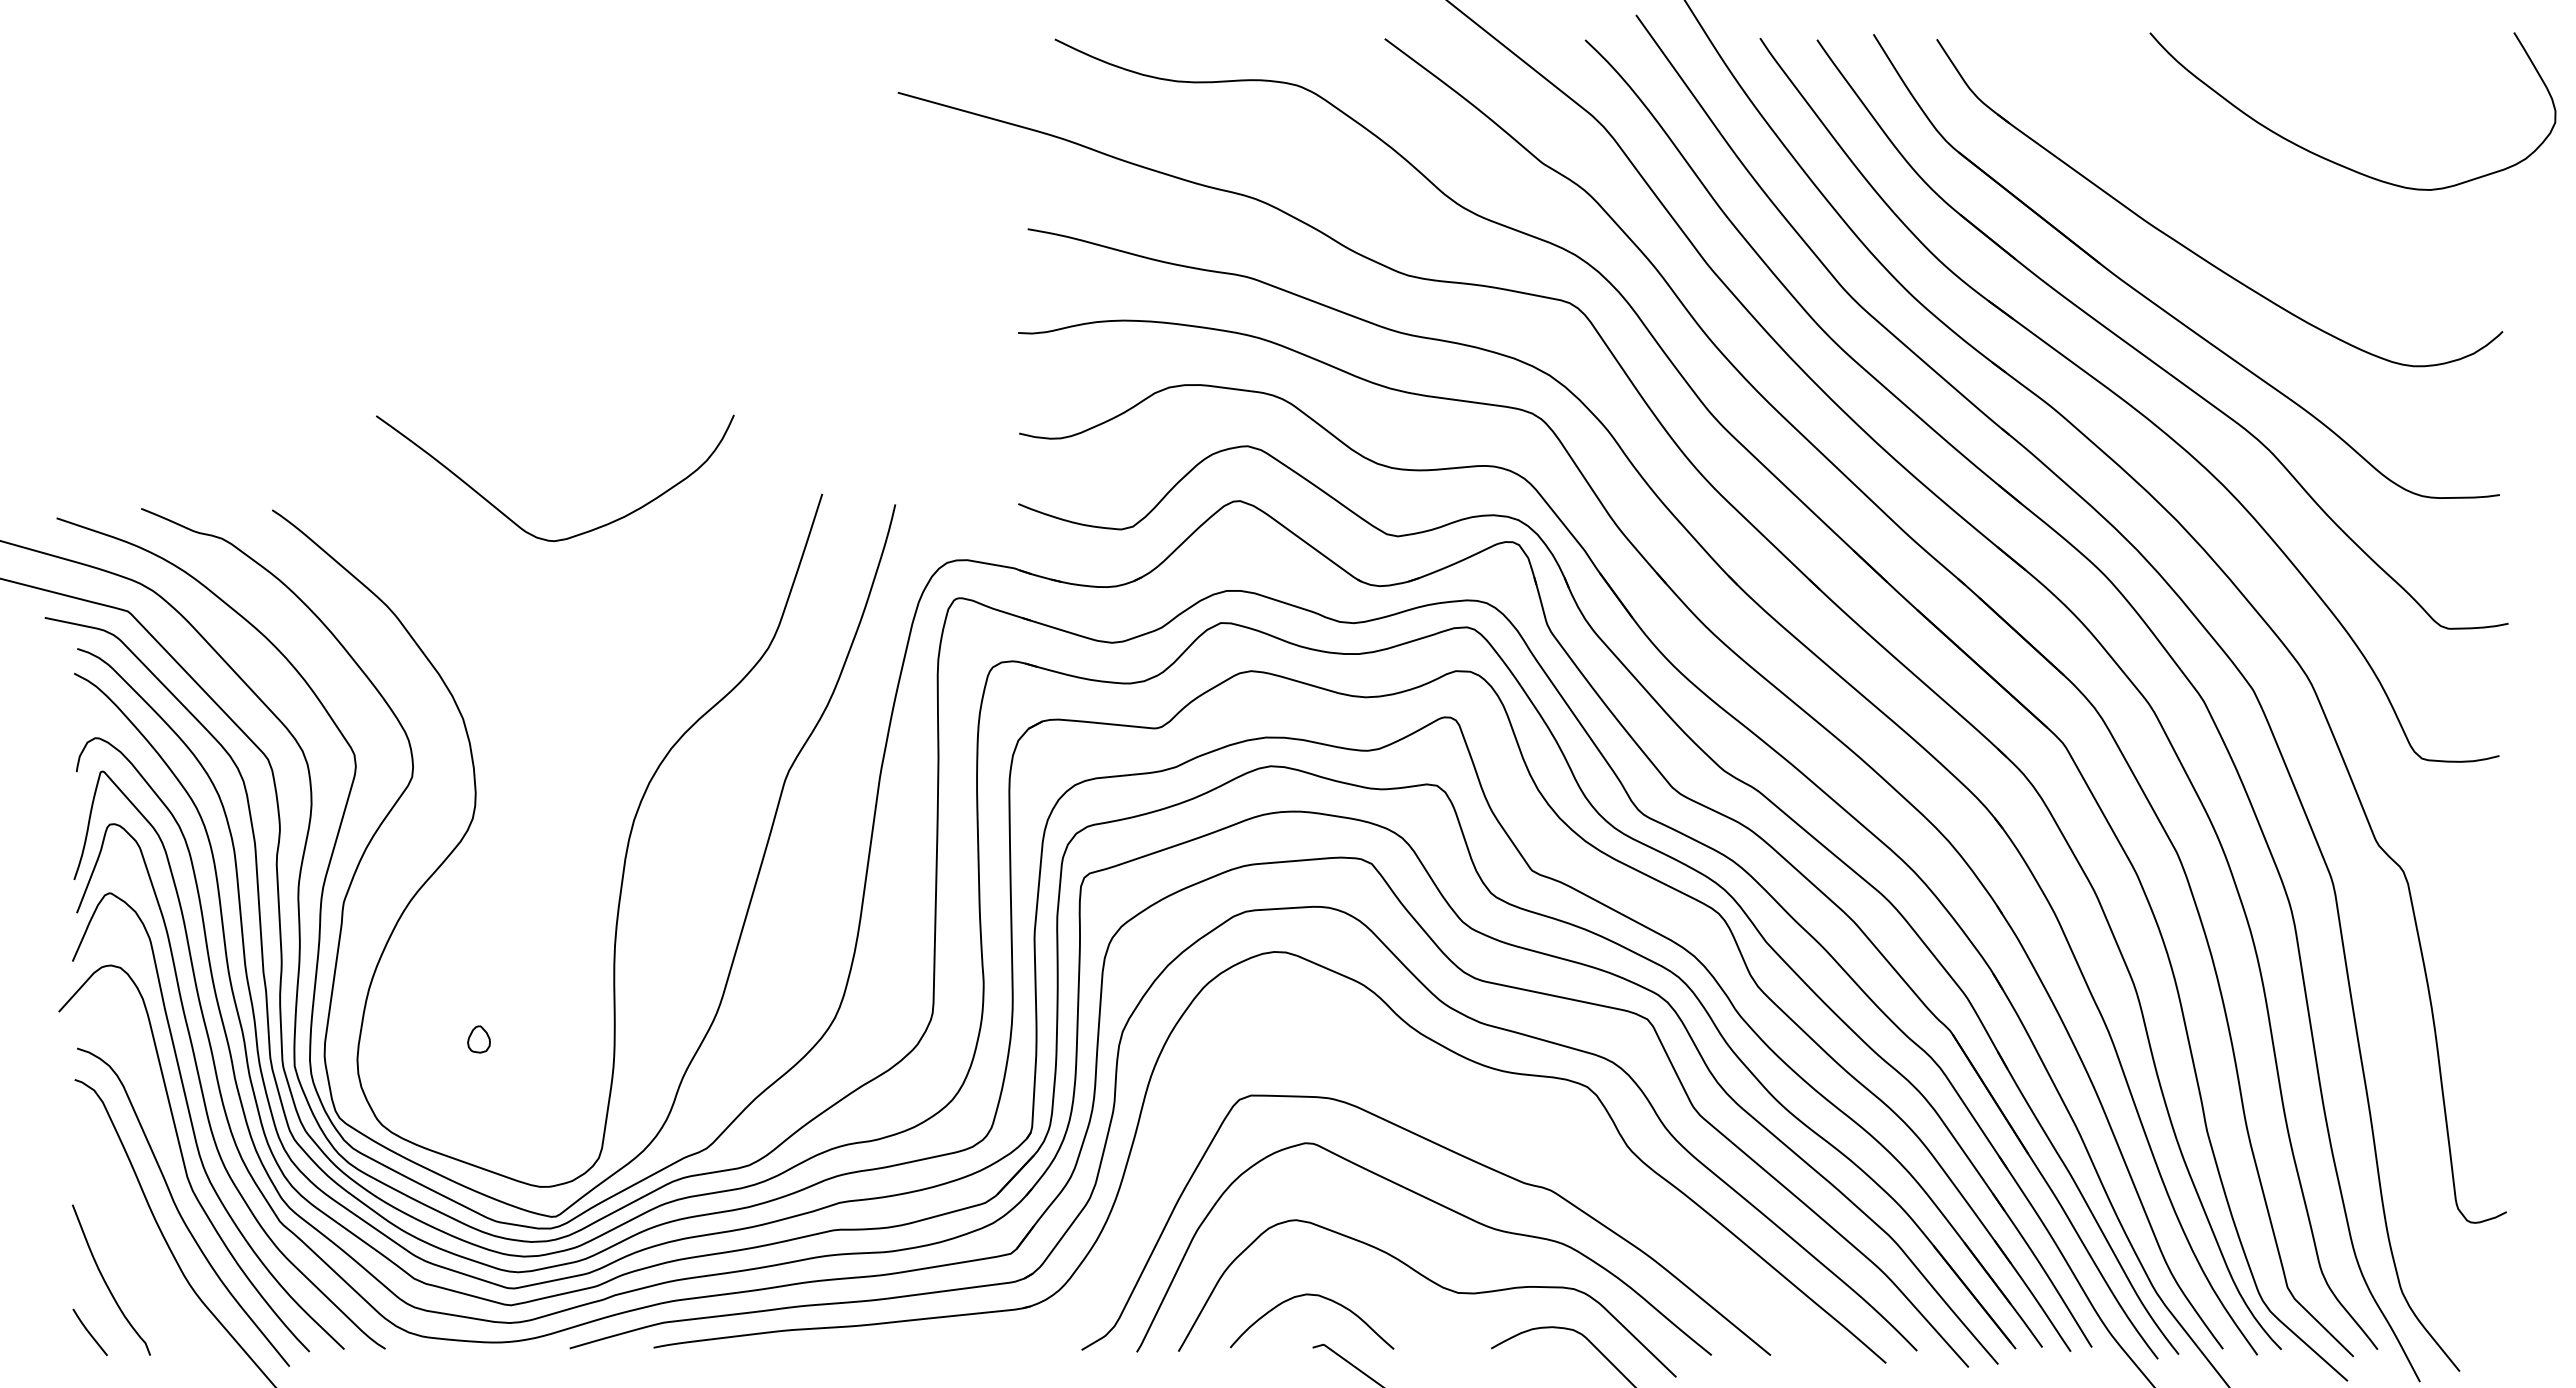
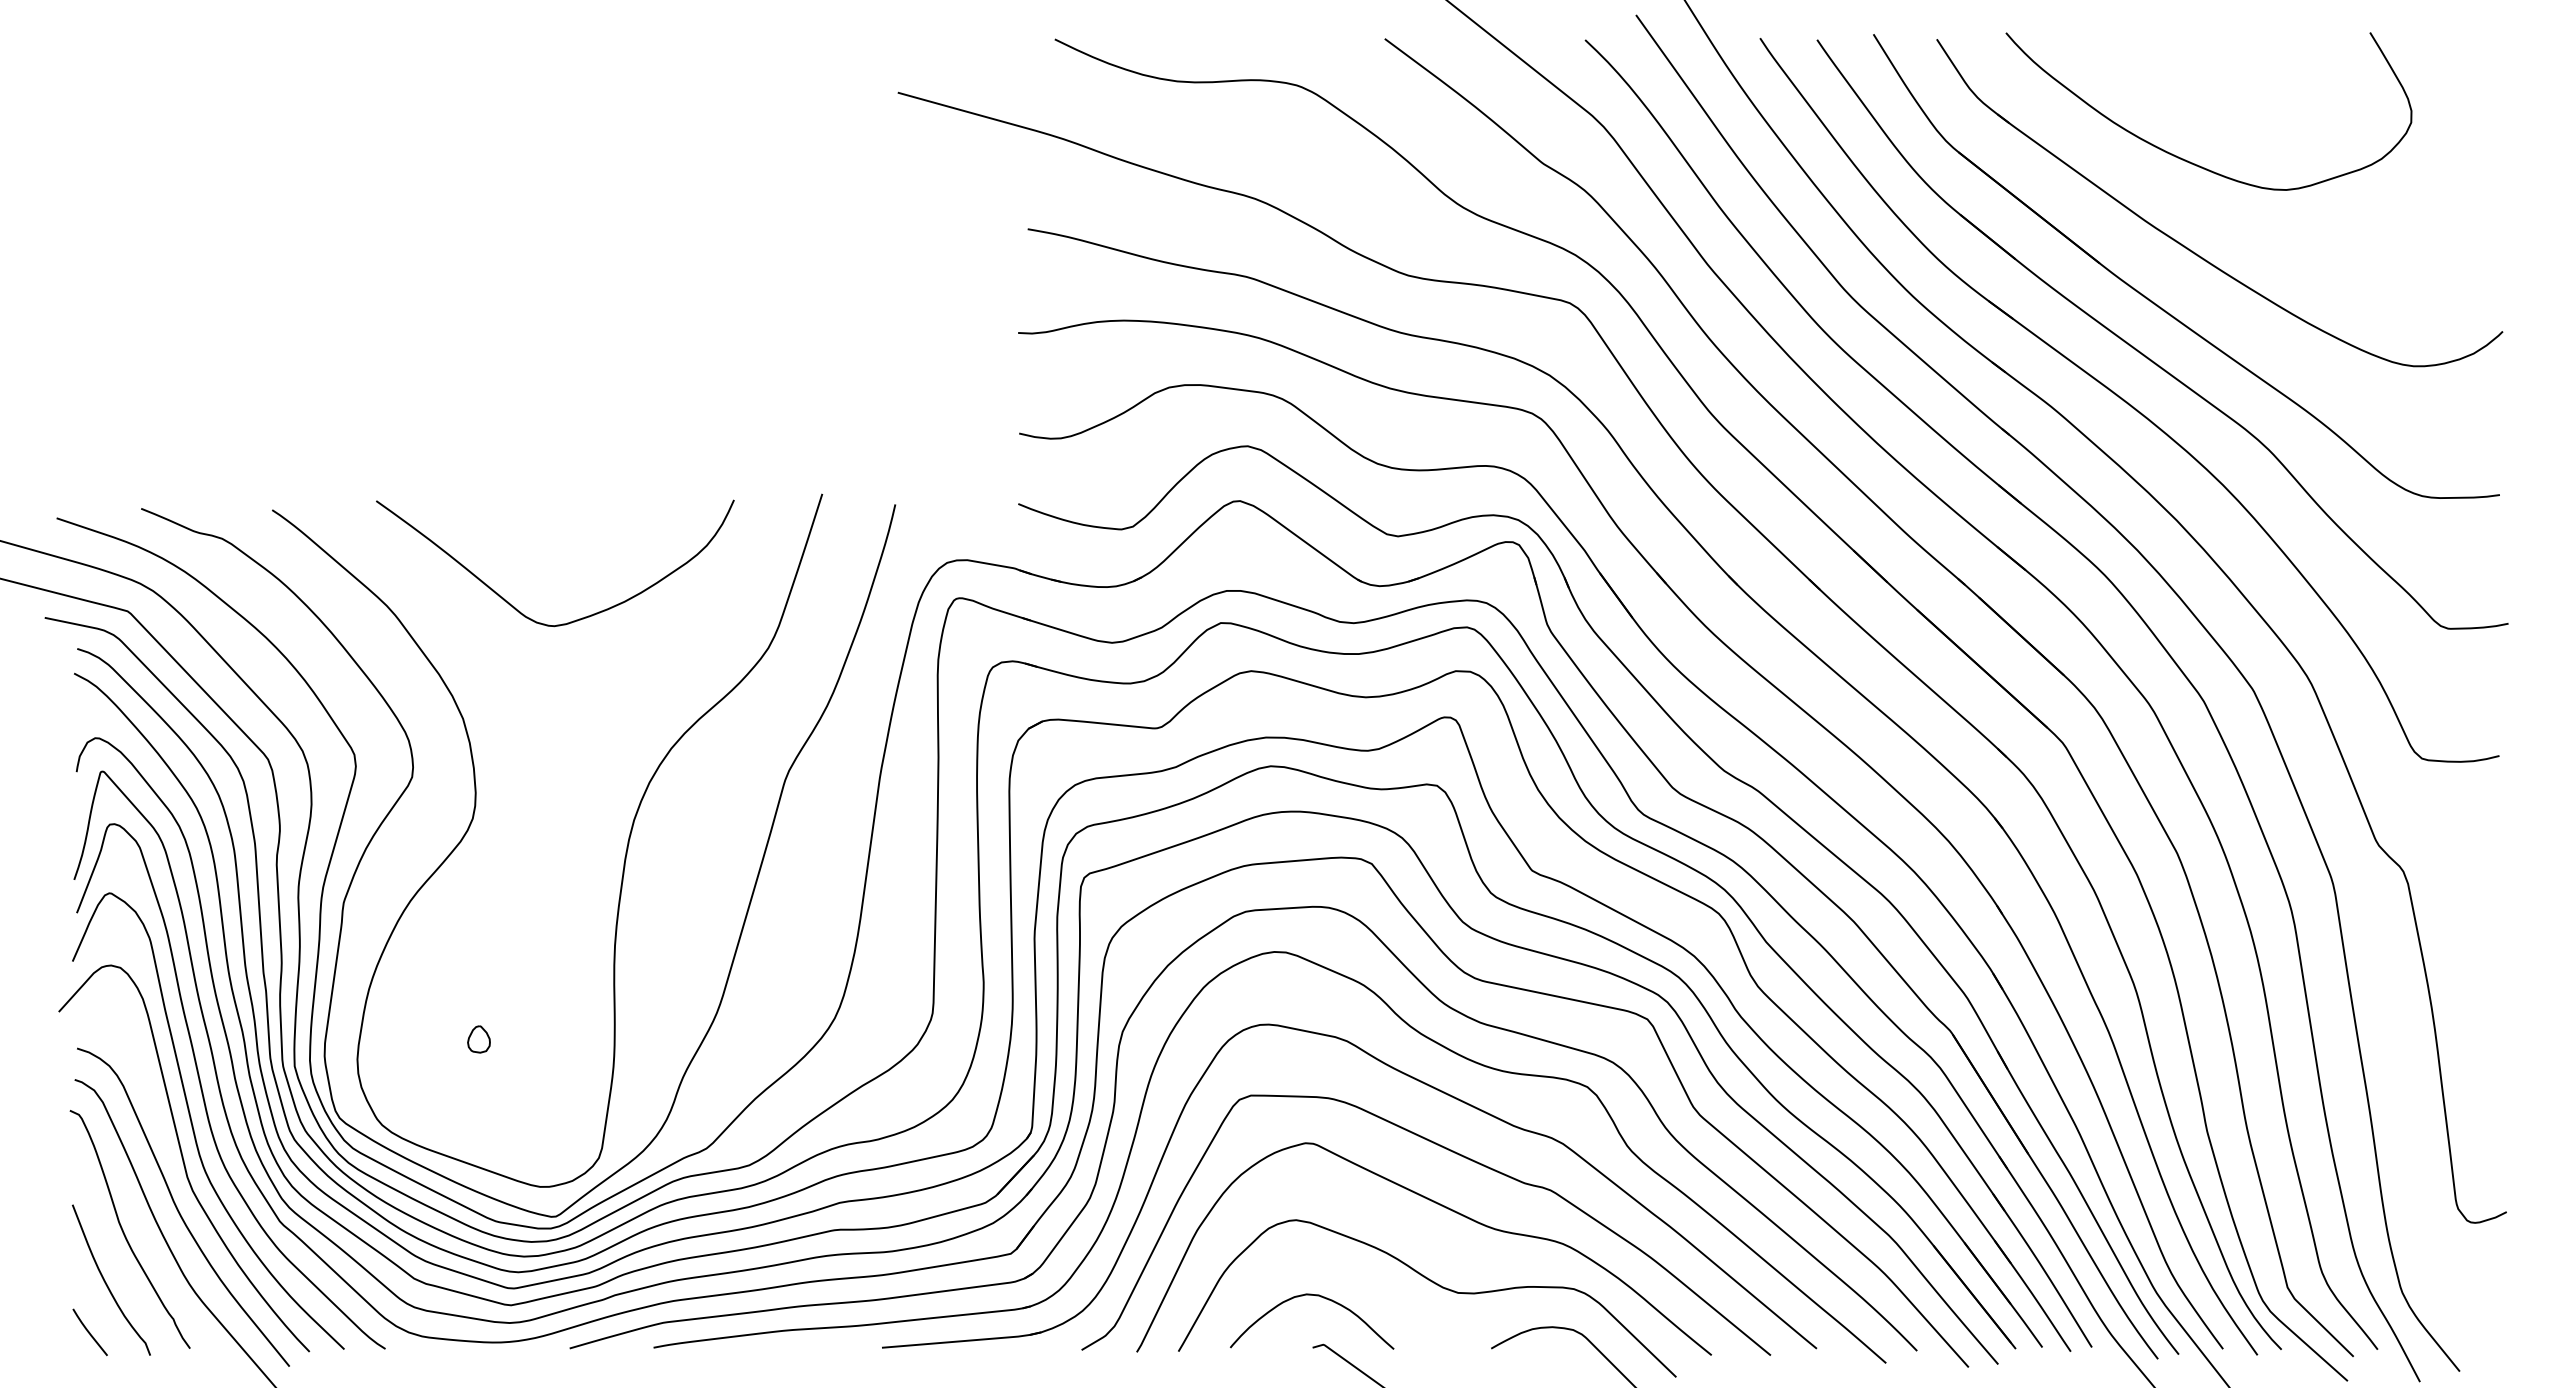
curve position: (2332, 160) -> (2188, 160) (2188, 160)
curve position: (519, 525) -> (519, 610) (519, 610)
part: none -> present (1405, 1075)
curve: none -> present (124, 1232)
